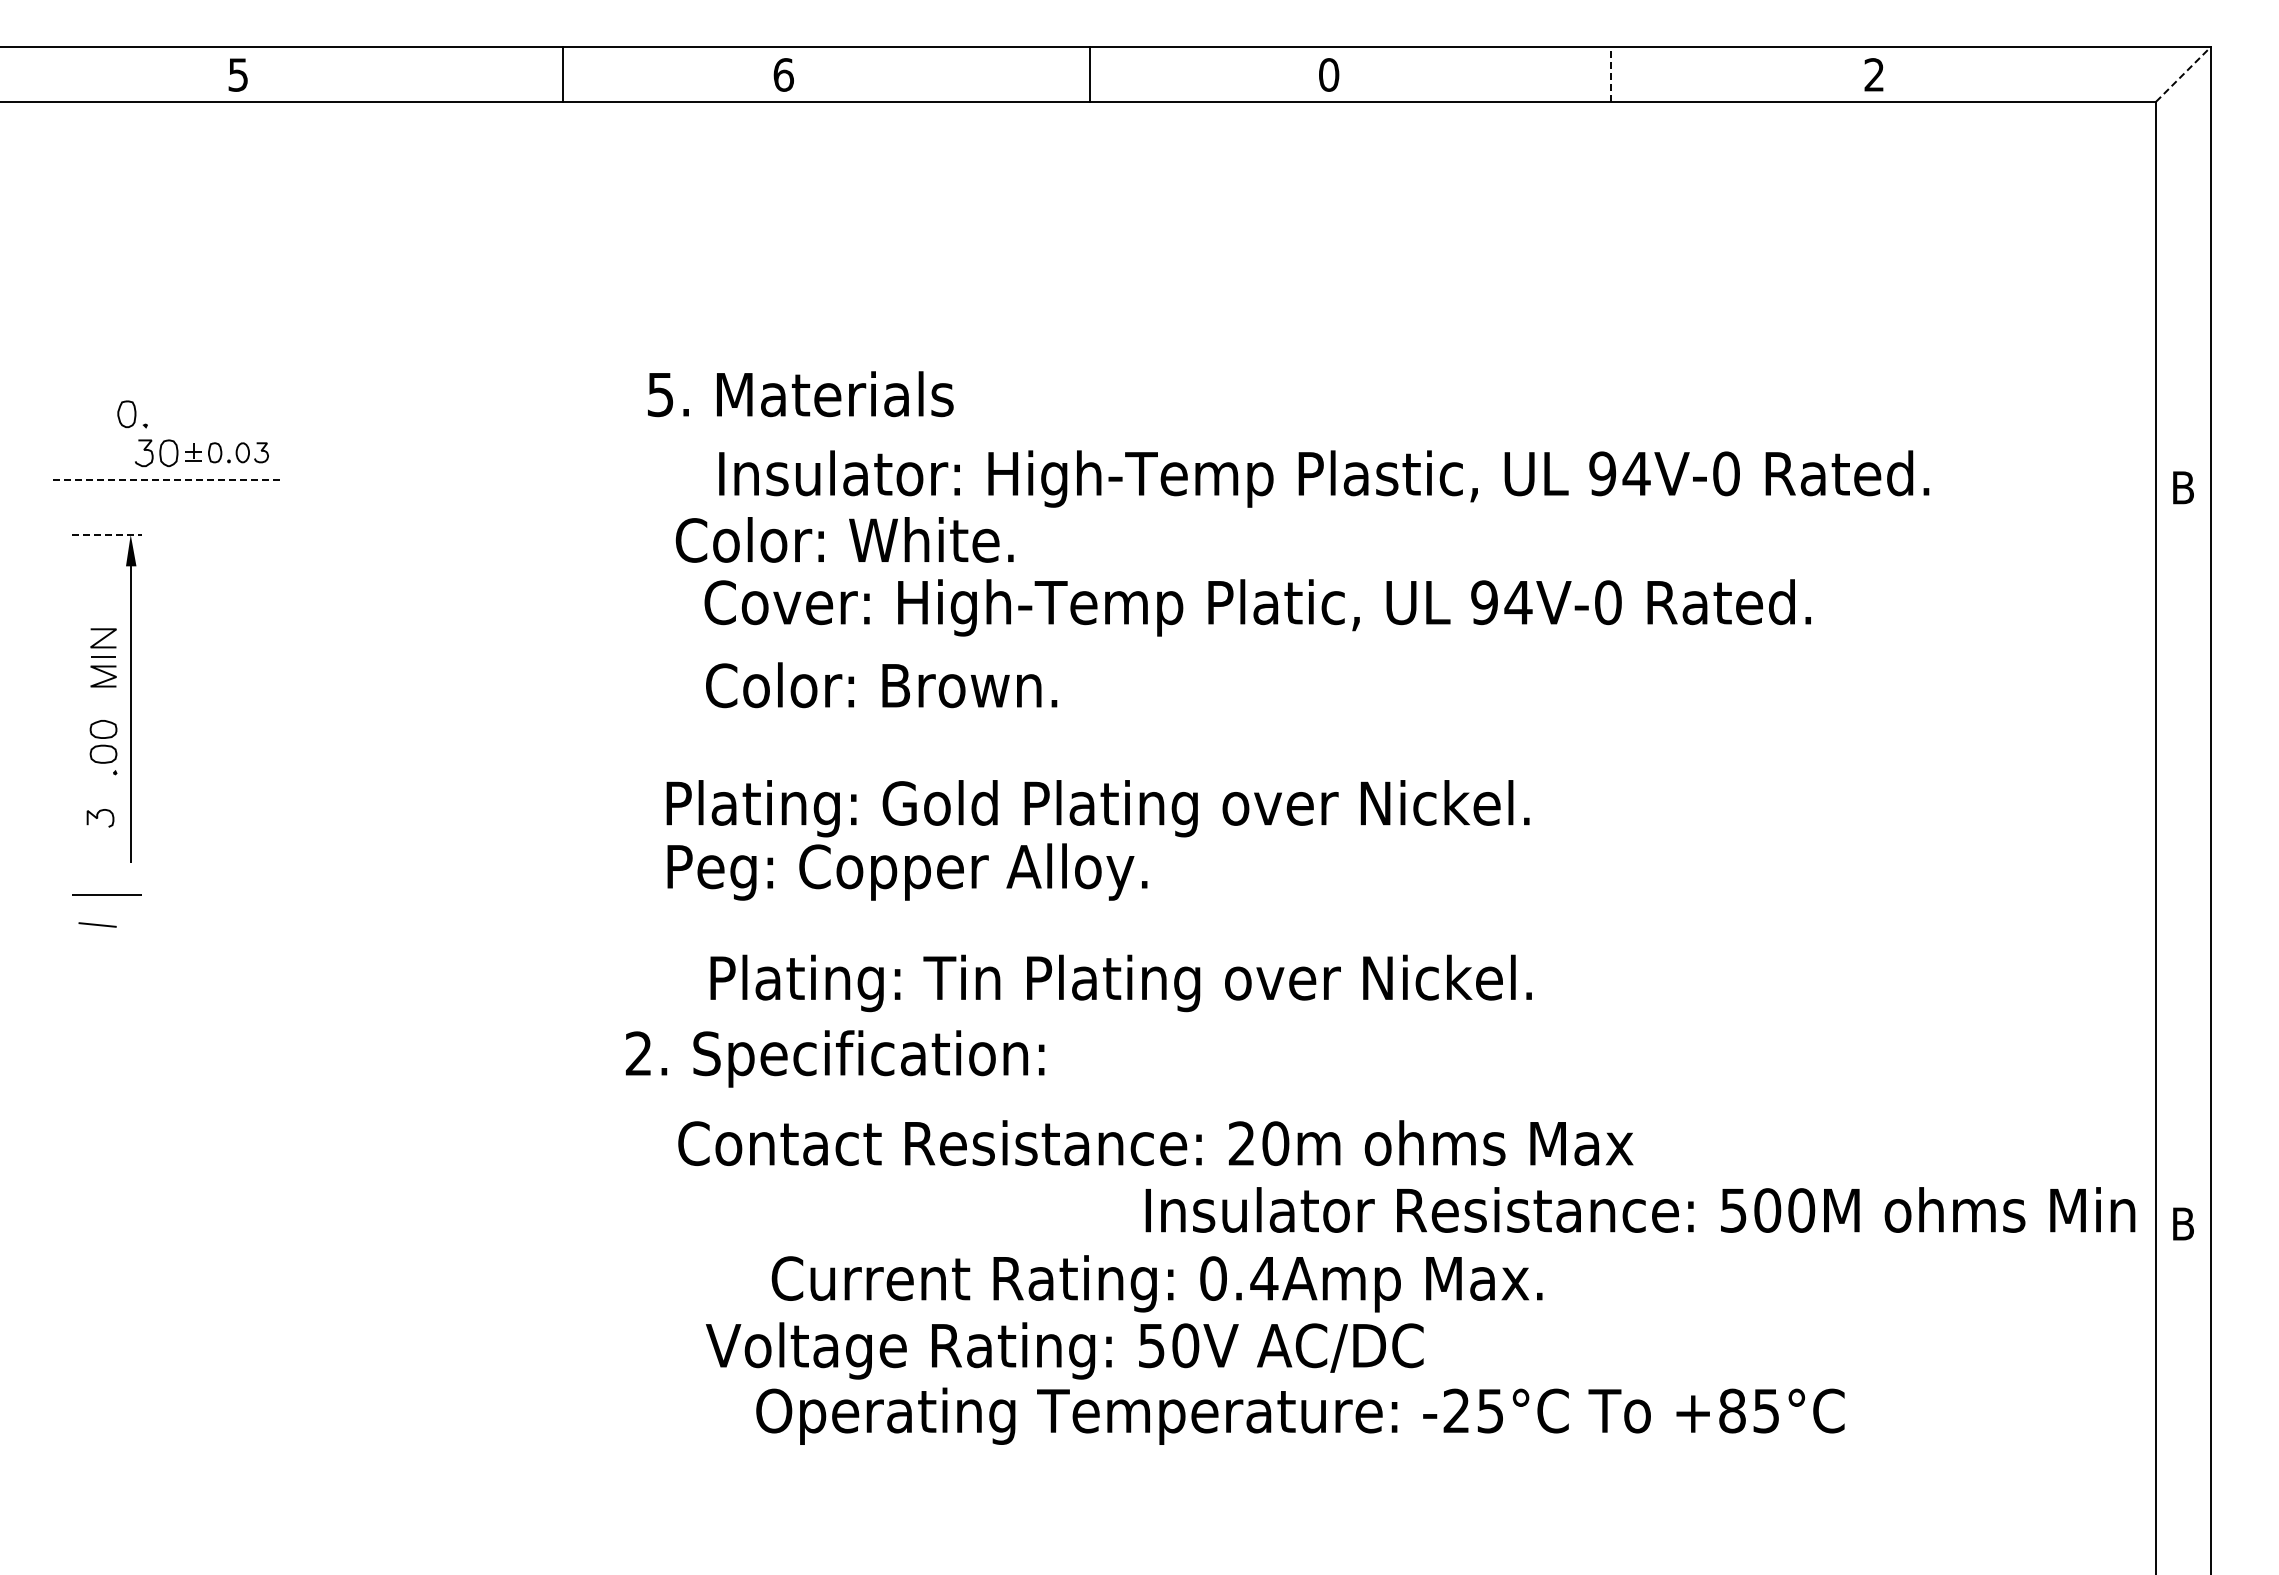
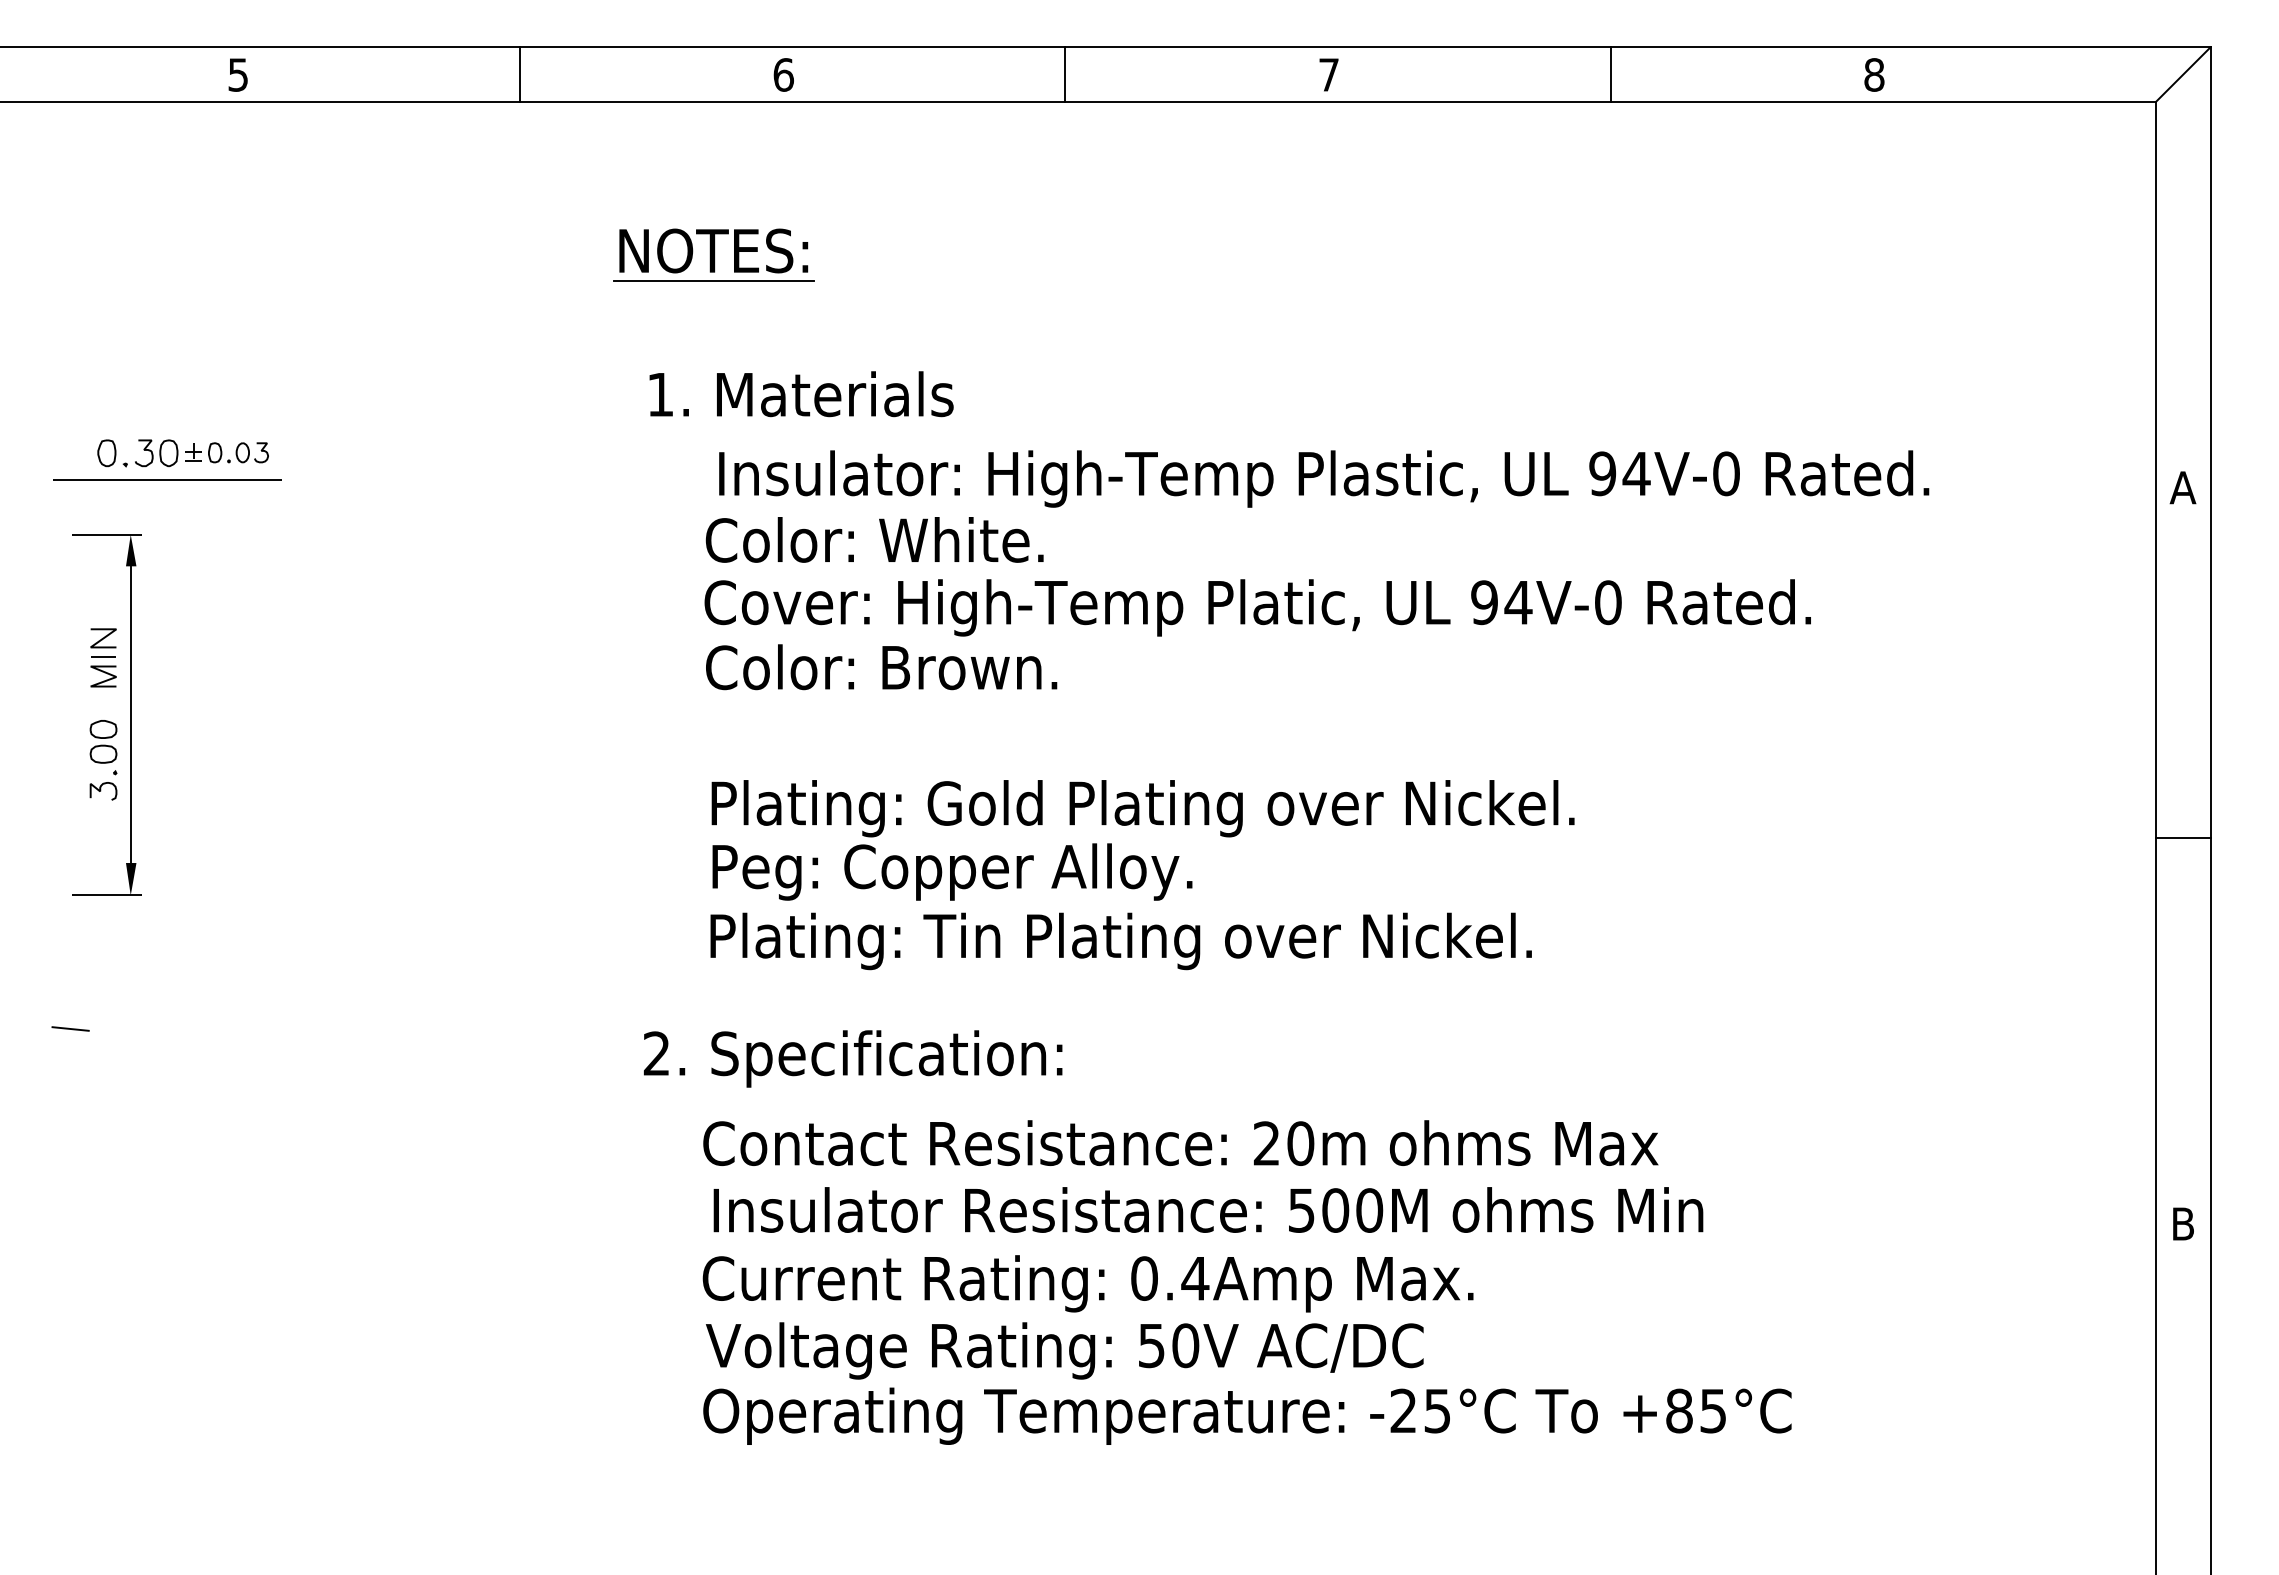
line position: (563, 74) -> (520, 74) (520, 74)
line position: (1090, 74) -> (1065, 74) (1065, 74)
text: 0 -> 7 (1329, 74)
line: dashed -> solid (1610, 74)
text: 2 -> 8 (1874, 74)
line: dashed -> solid (2183, 74)
part: none -> present (713, 254)
text: 5. -> 1. (660, 395)
part position: (132, 414) -> (112, 453) (112, 453)
line: dashed -> solid (167, 480)
text: B -> A (2182, 487)
line: dashed -> solid (107, 534)
text position: (844, 539) -> (874, 539) (874, 539)
text position: (881, 685) -> (881, 667) (881, 667)
curve position: (98, 817) -> (101, 790) (101, 790)
line: none -> present (2183, 838)
text position: (1097, 840) -> (1142, 840) (1142, 840)
fill: none -> present (130, 879)
line position: (97, 924) -> (70, 1028) (70, 1028)
text position: (1120, 983) -> (1120, 941) (1120, 941)
text position: (835, 1058) -> (853, 1058) (853, 1058)
text position: (1155, 1142) -> (1180, 1142) (1180, 1142)
text position: (1640, 1209) -> (1208, 1209) (1208, 1209)
text position: (1156, 1283) -> (1087, 1283) (1087, 1283)
text position: (1300, 1415) -> (1247, 1415) (1247, 1415)
